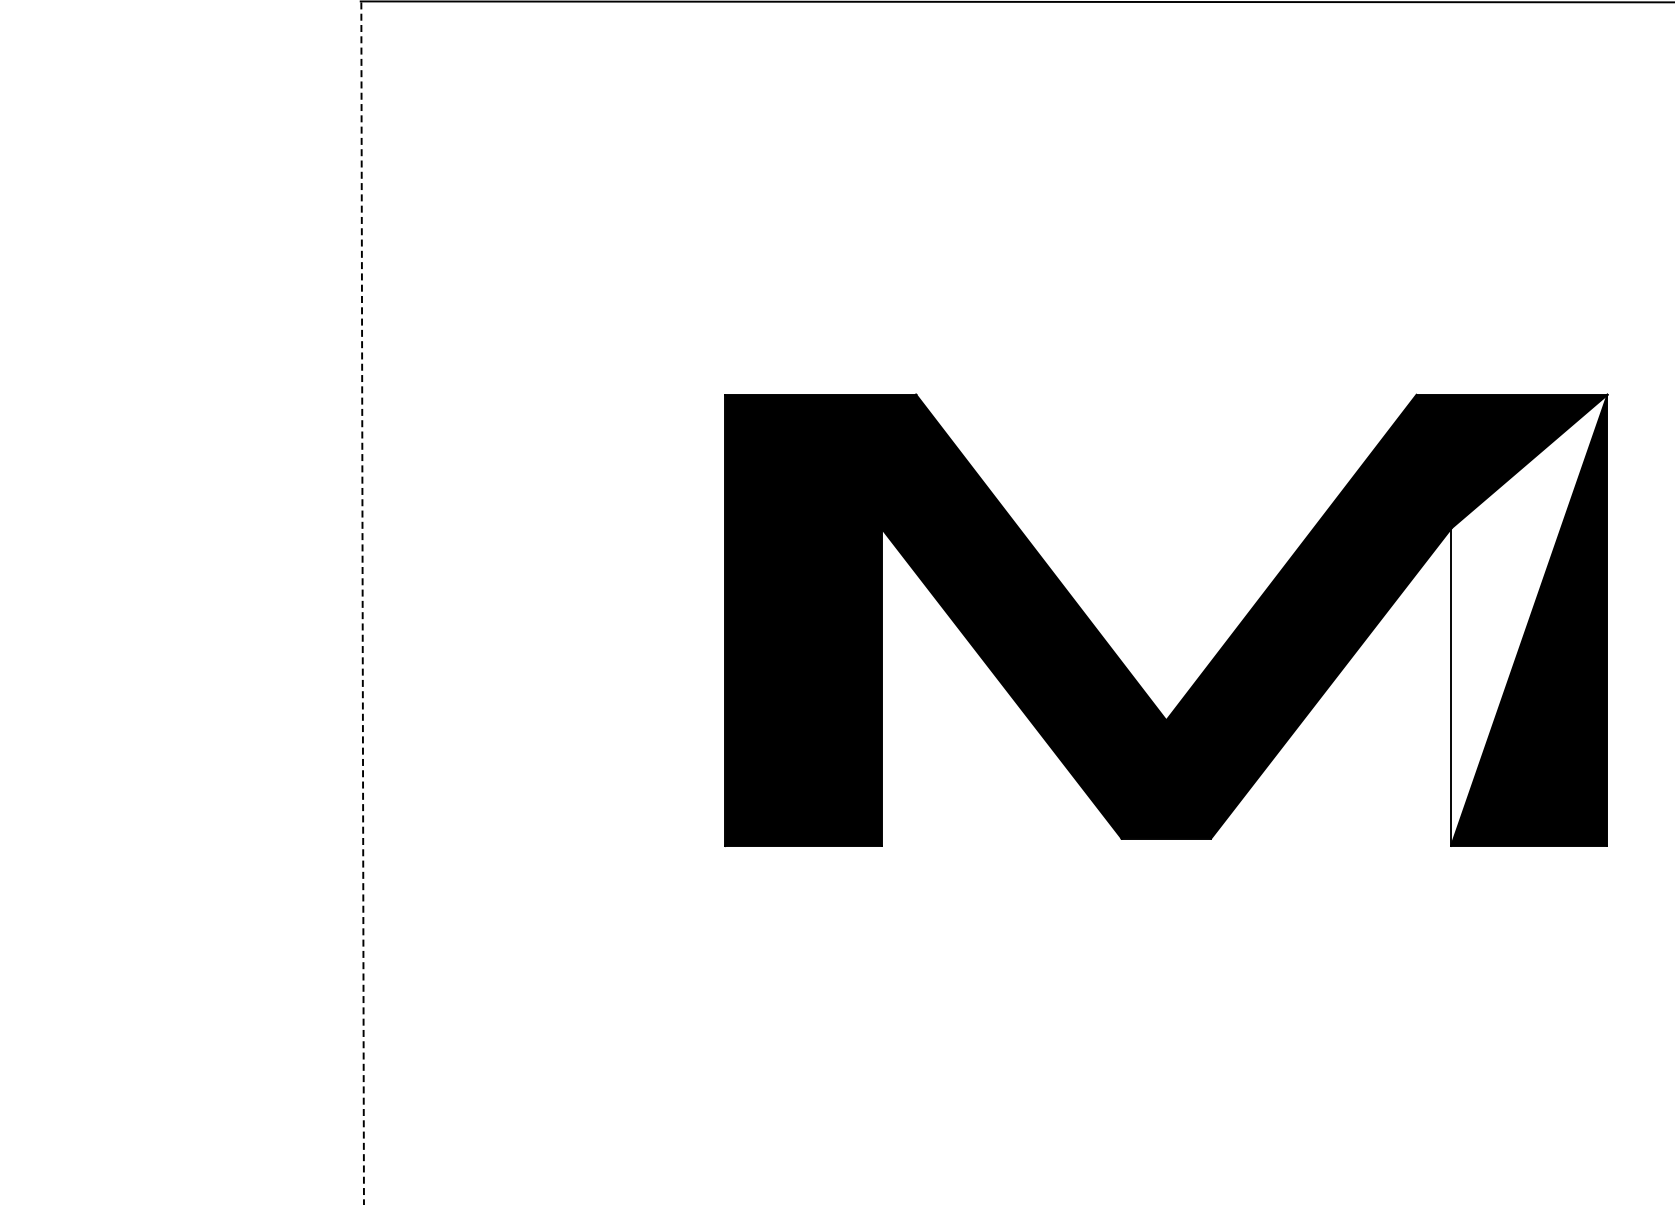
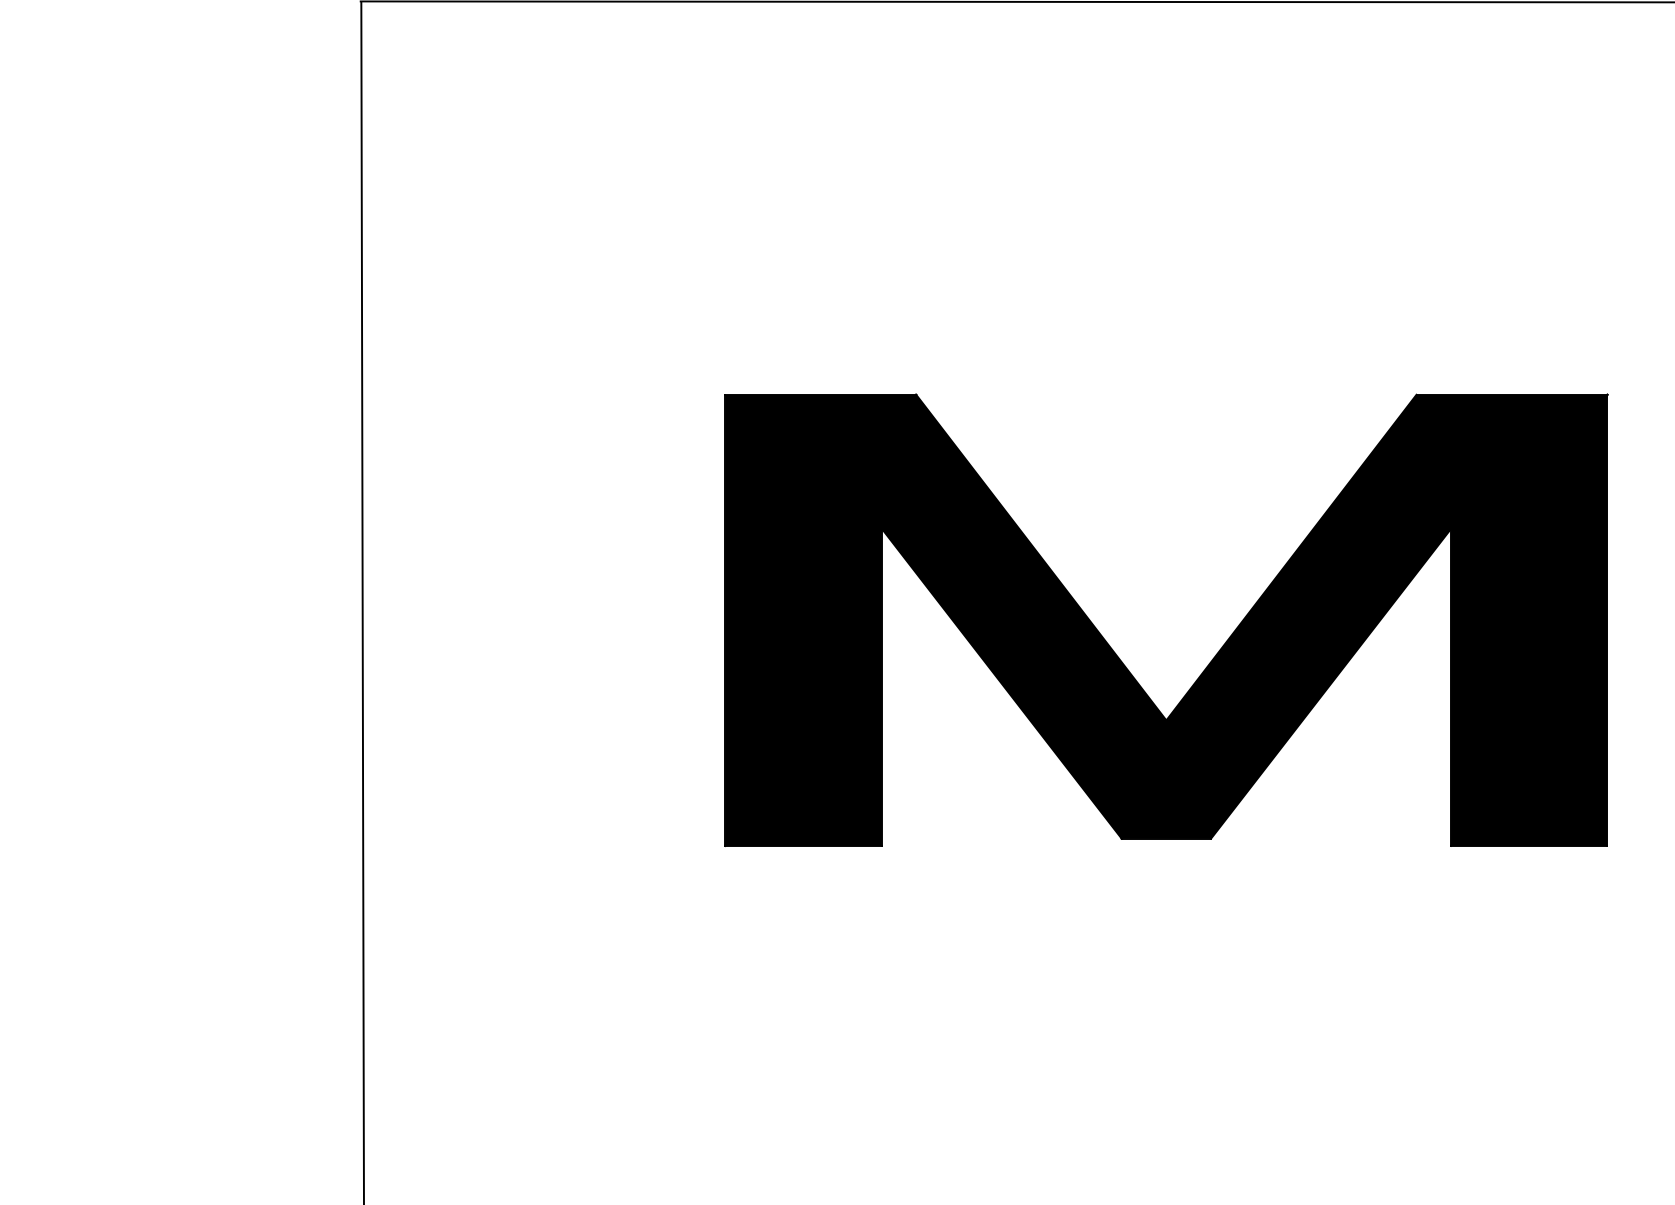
line: dashed -> solid (362, 603)
fill: none -> present (1529, 619)
